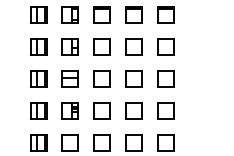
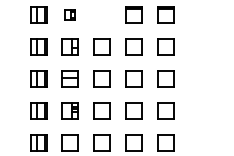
part size: 18x18 px -> 12x12 px (69, 14)
part: present -> none (101, 14)
